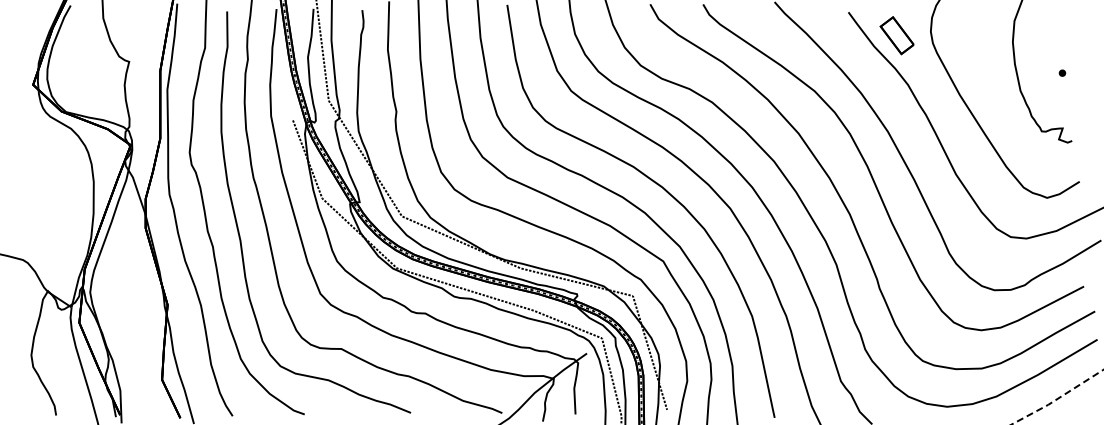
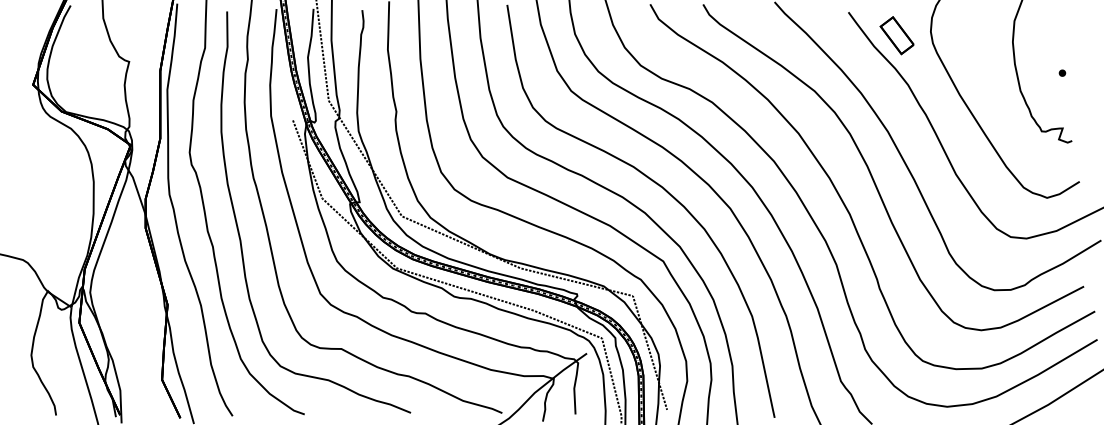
line: dashed -> solid (1057, 398)
